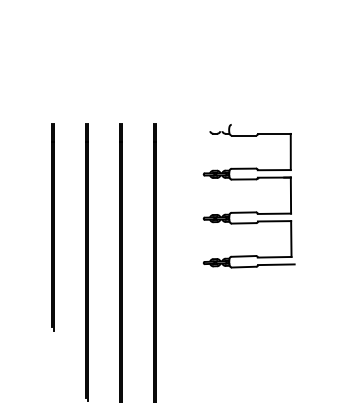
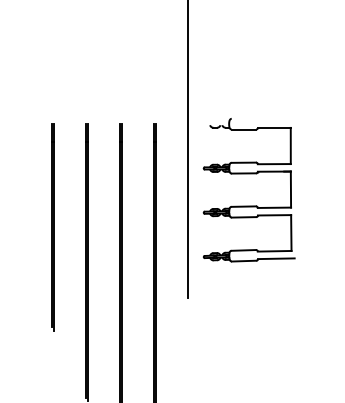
line: none -> present (187, 149)
part position: (248, 211) -> (248, 205) (248, 205)
